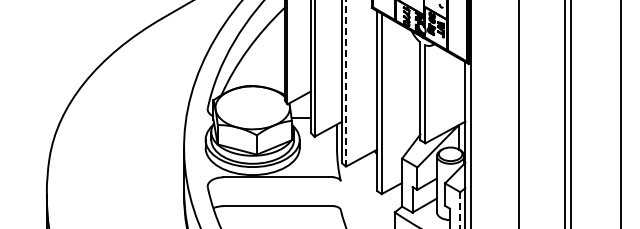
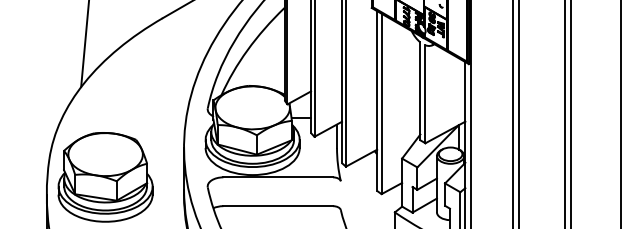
line: none -> present (84, 44)
line: dashed -> solid (346, 83)
line: none -> present (512, 113)
part: none -> present (105, 177)
line: dashed -> solid (460, 210)
